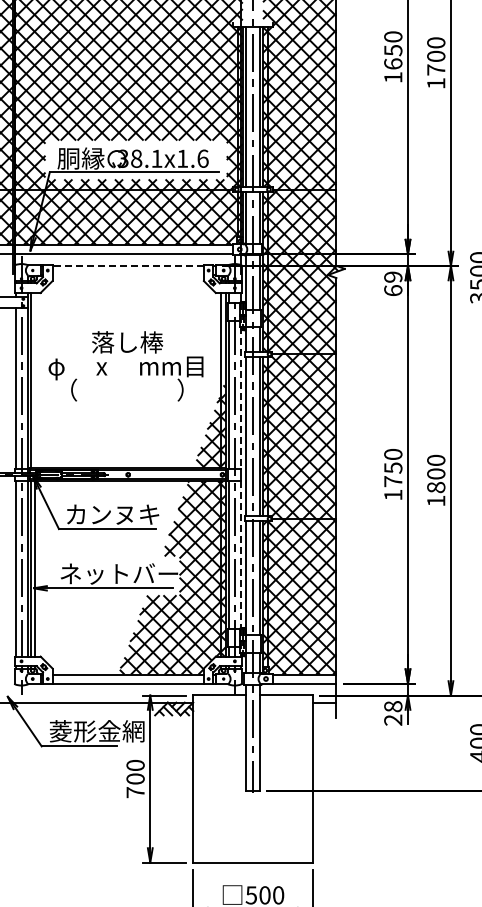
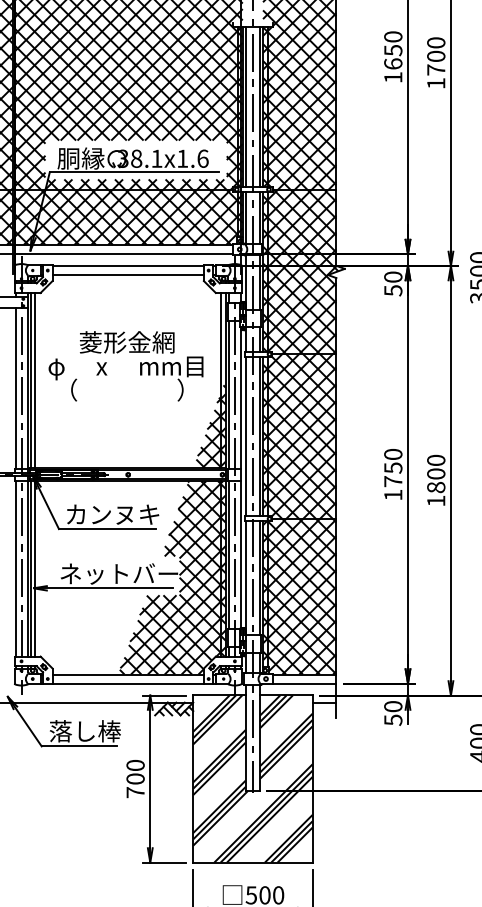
line: dashed -> solid (128, 266)
line: none -> present (127, 275)
text: 69 -> 50 (393, 283)
text: 落し棒 -> 菱形金網 (126, 342)
line: none -> present (35, 380)
line: dashed -> solid (240, 398)
line: dashed -> solid (240, 554)
text: 28 -> 50 (393, 713)
text: 菱形金網 -> 落し棒 (96, 731)
hatch: none -> present (252, 778)
